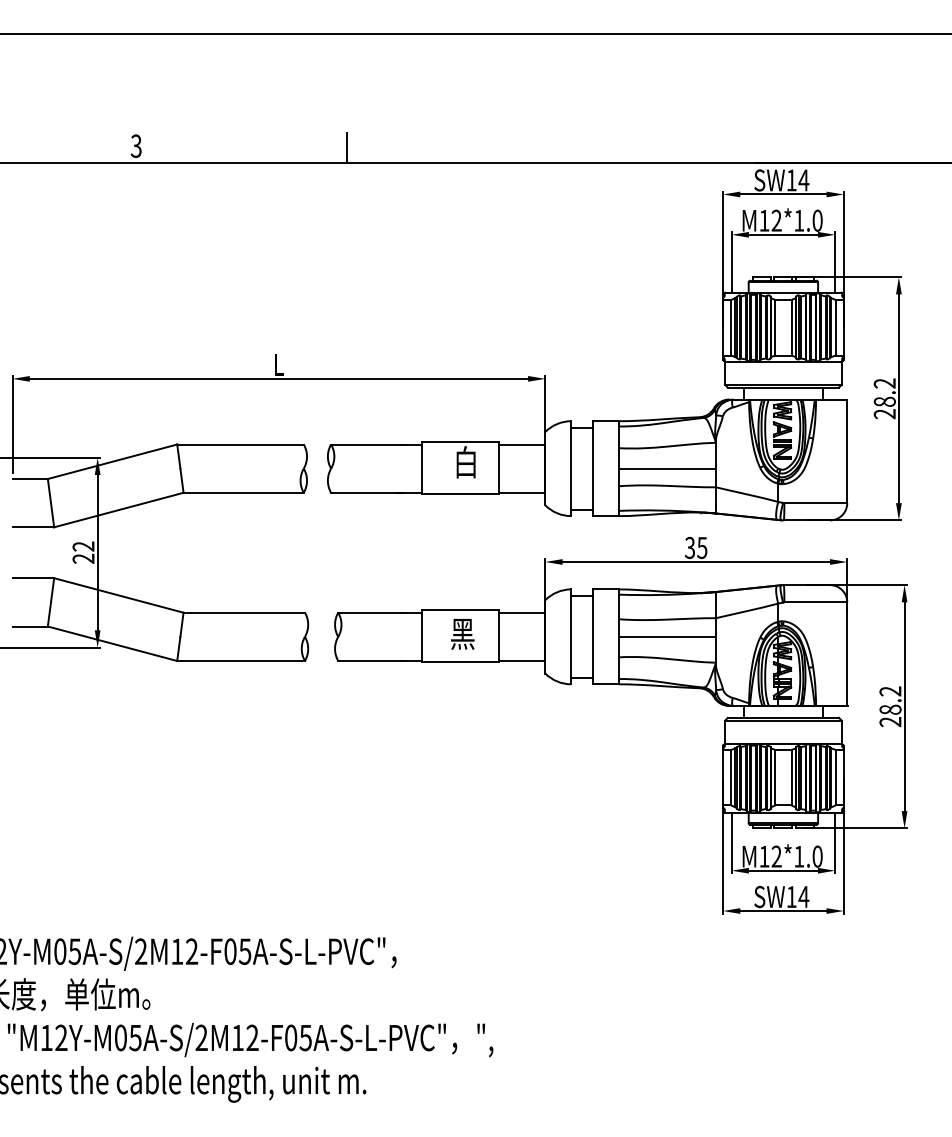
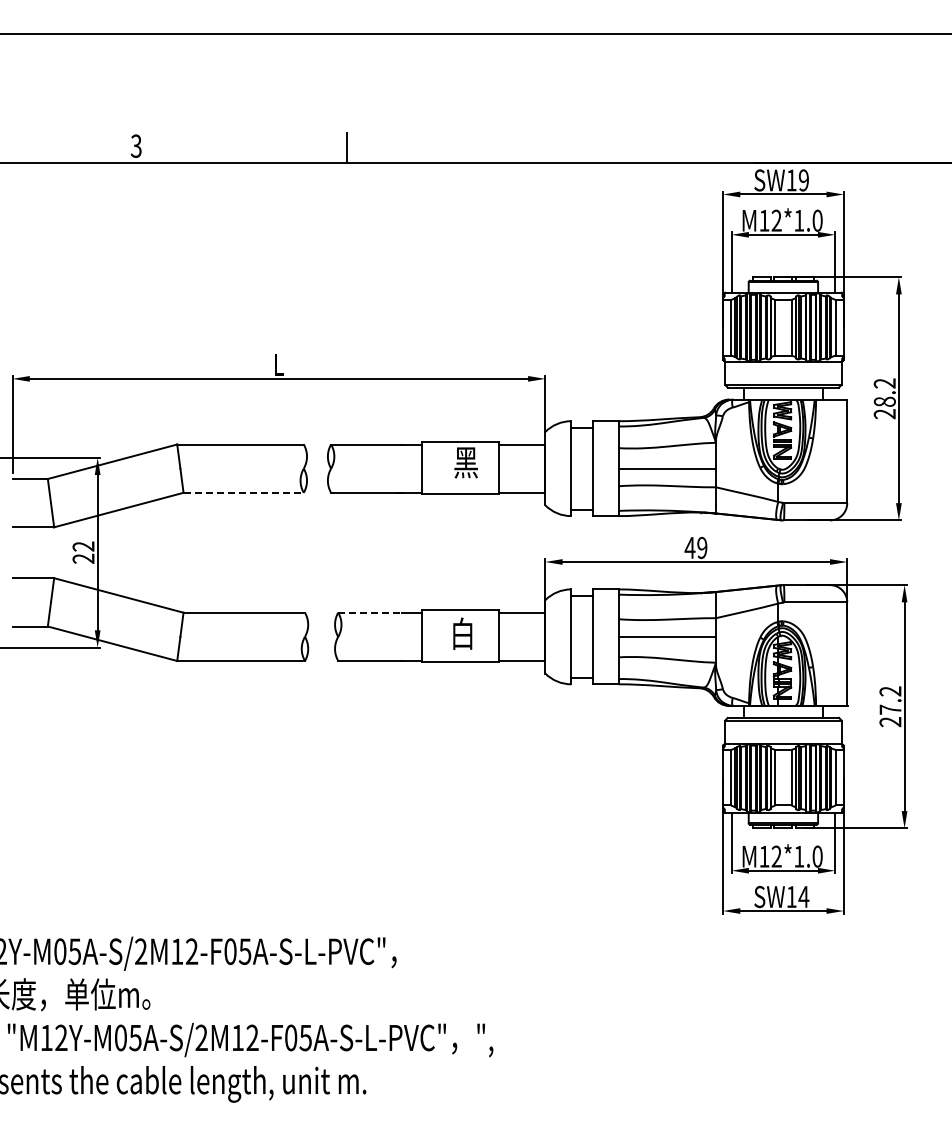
text: SW14 -> SW19 (803, 180)
text: 白 -> 黑 (465, 462)
line: solid -> dashed (244, 492)
text: 35 -> 49 (695, 547)
line: solid -> dashed (370, 612)
text: 黑 -> 白 (462, 633)
text: 28.2 -> 27.2 (890, 709)
